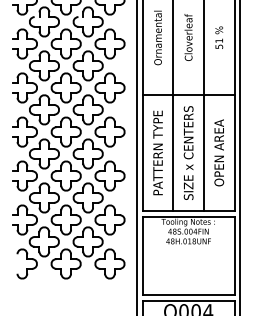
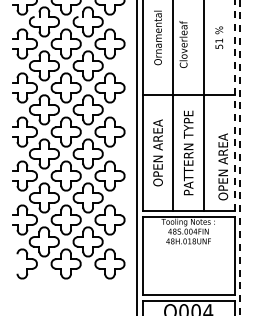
text position: (188, 37) -> (183, 44) (183, 44)
line: solid -> dashed (234, 104)
text: PATTERN TYPE -> OPEN AREA (157, 152)
text: SIZE x CENTERS -> PATTERN TYPE (188, 152)
text position: (219, 152) -> (223, 166) (223, 166)
line: solid -> dashed (240, 157)
